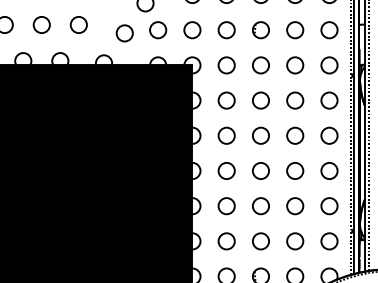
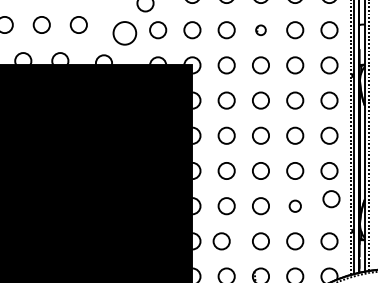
circle size: 18x19 px -> 12x13 px (260, 30)
circle size: 19x19 px -> 26x25 px (124, 33)
circle size: 19x19 px -> 14x14 px (294, 205)
circle position: (329, 206) -> (331, 199) (331, 199)
circle position: (226, 241) -> (221, 241) (221, 241)
